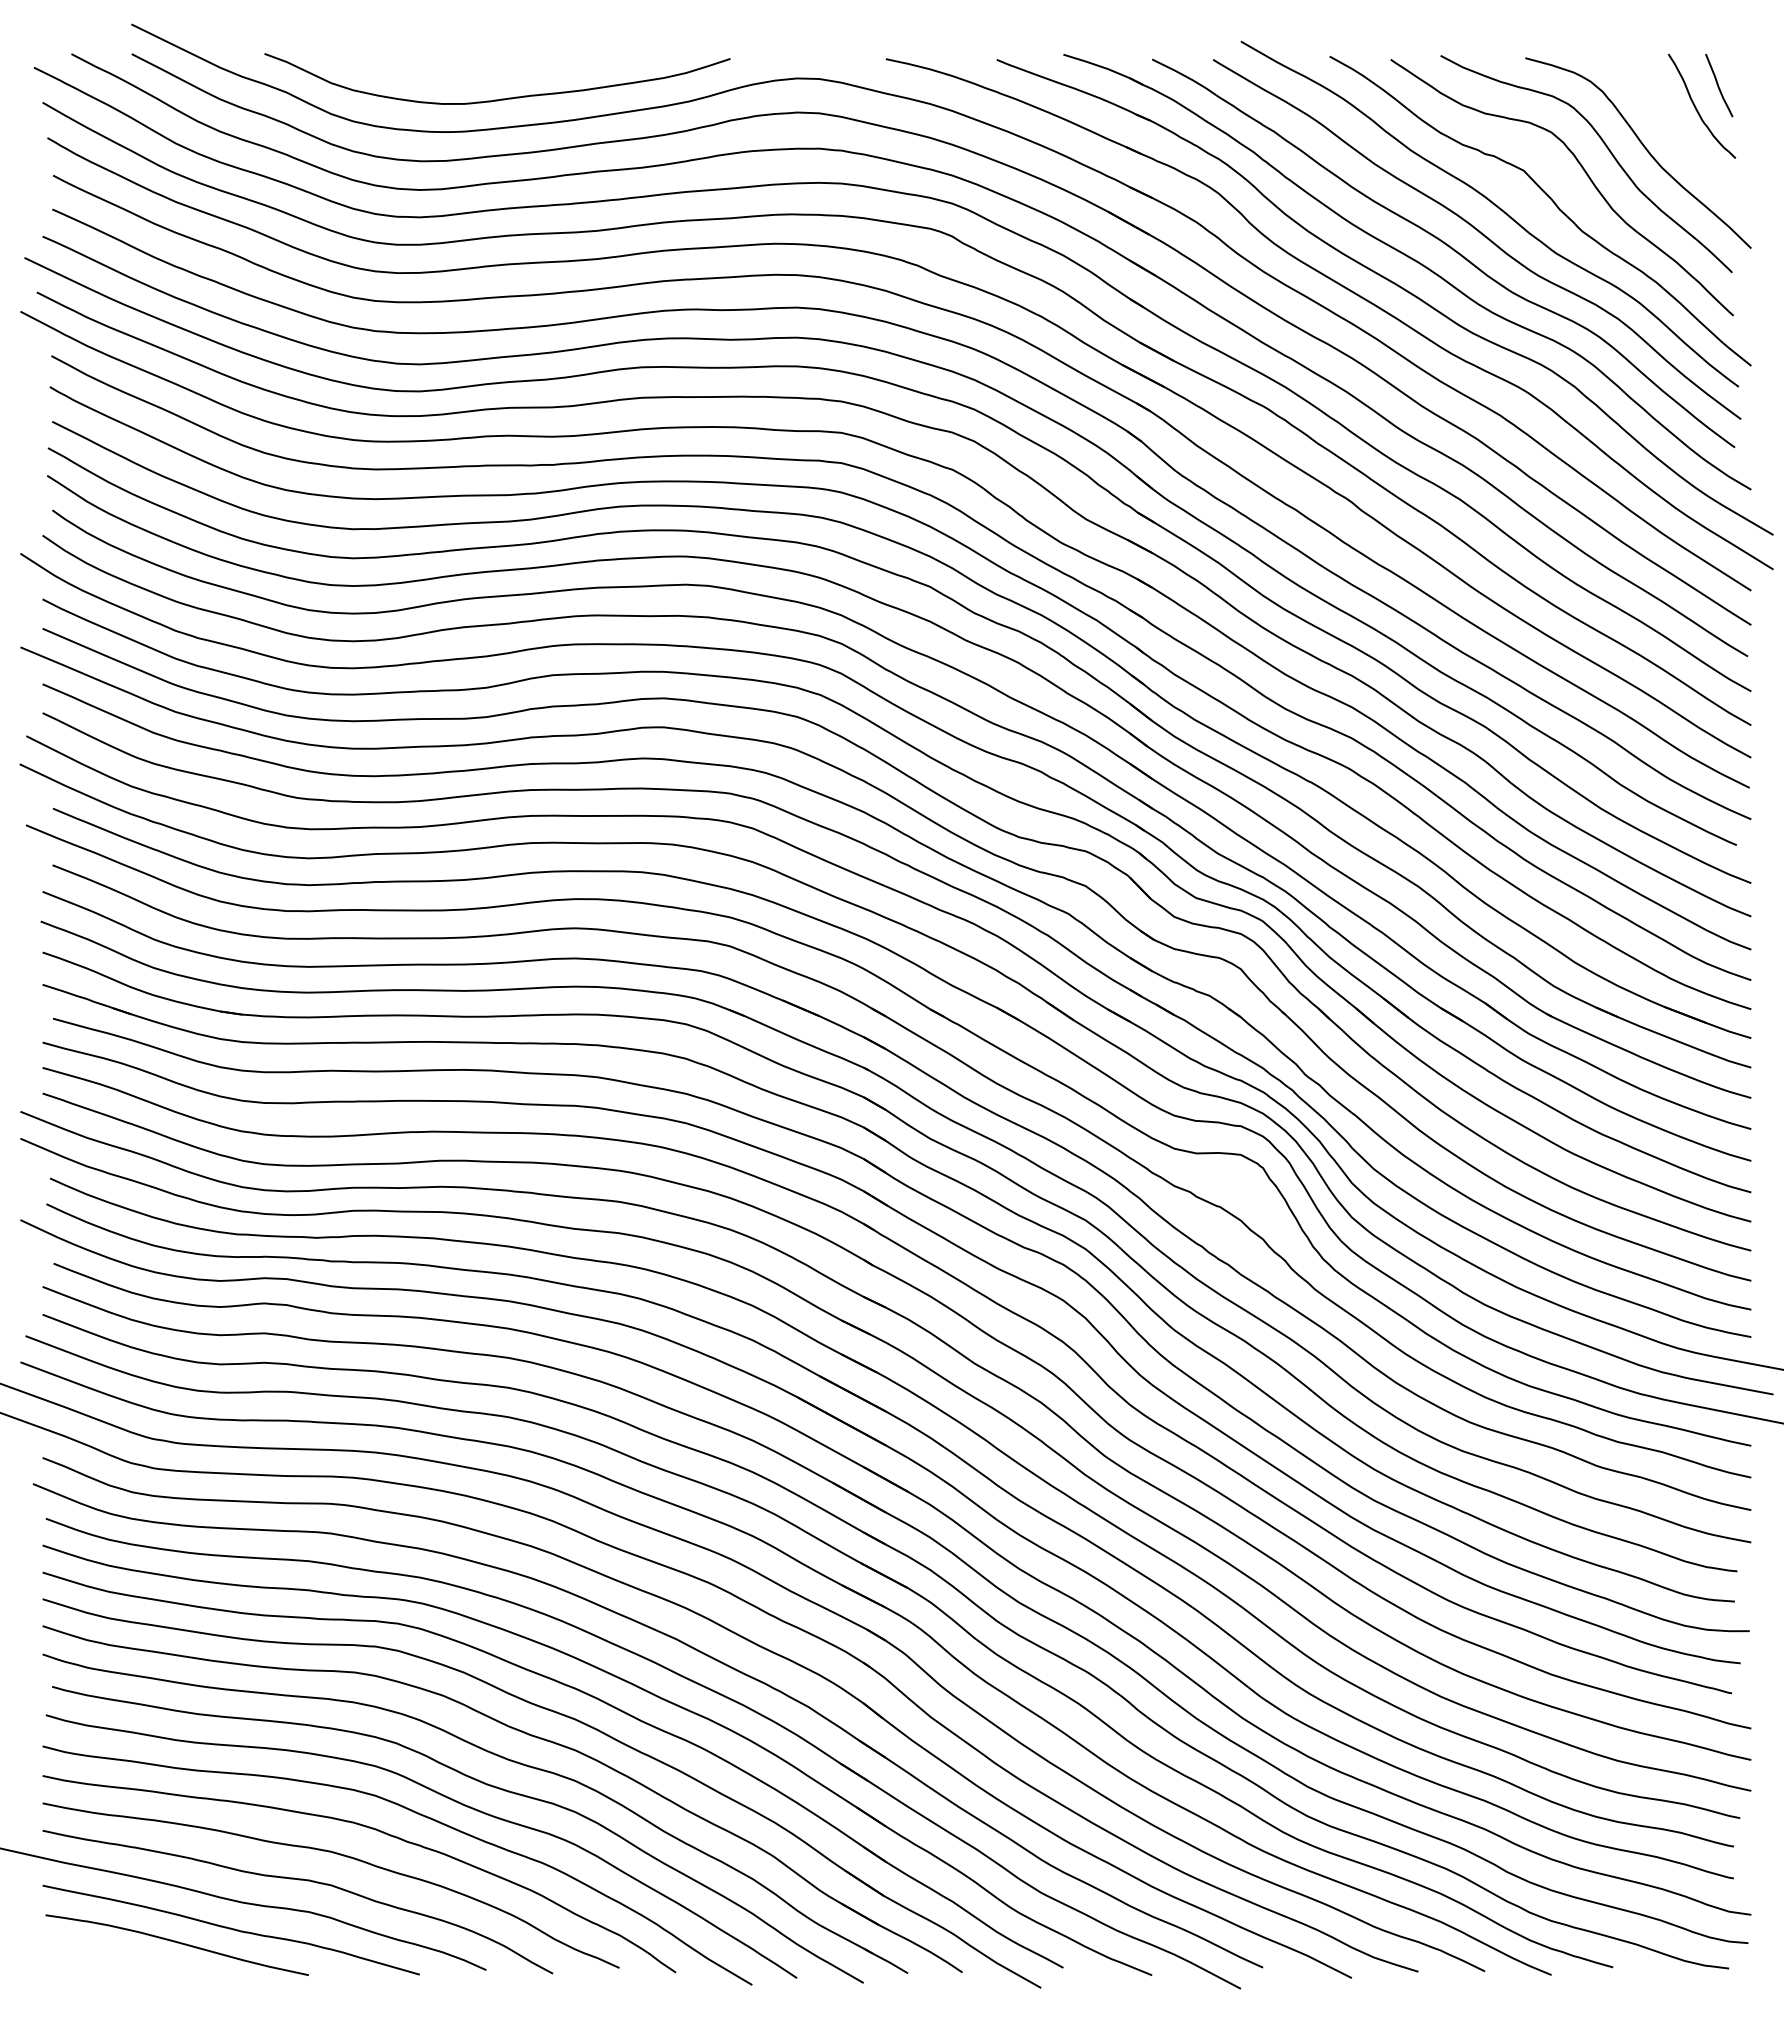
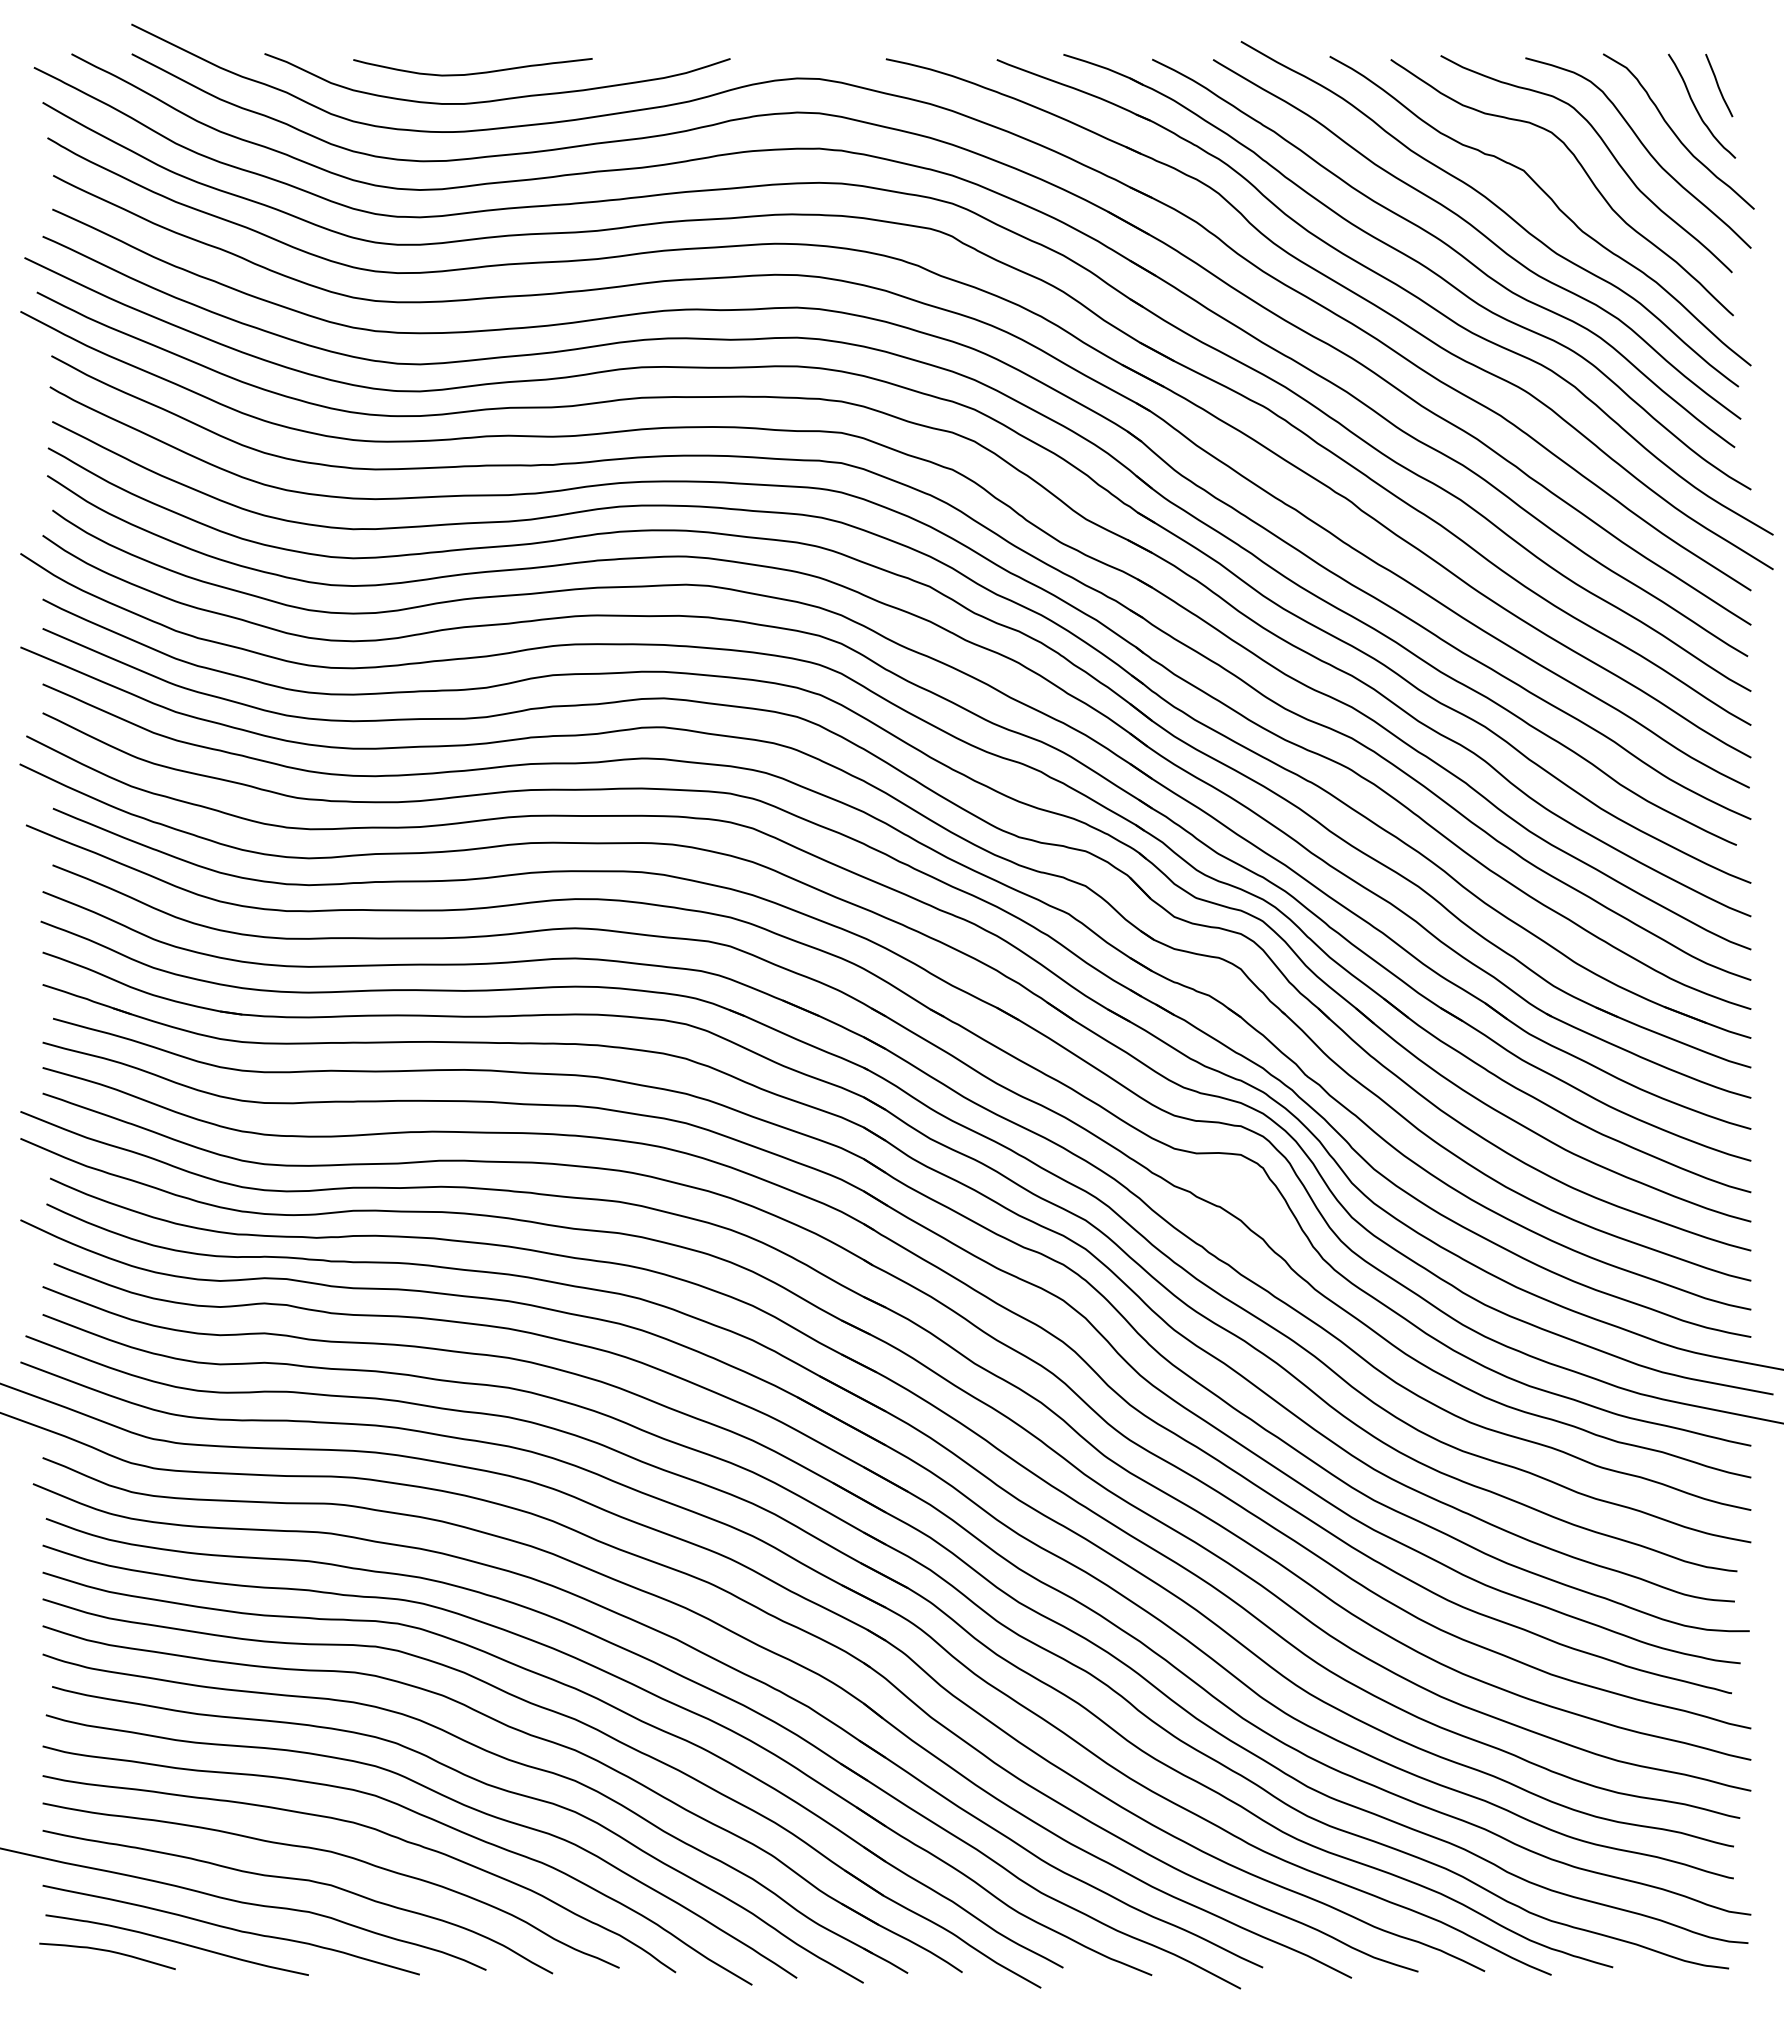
curve: none -> present (474, 72)
curve: none -> present (1675, 133)
curve: none -> present (107, 1951)
